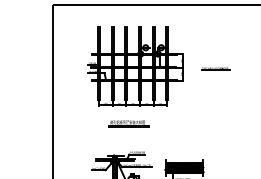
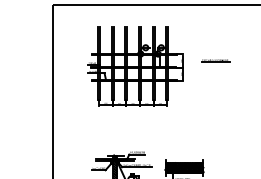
line position: (215, 68) -> (215, 60) (215, 60)
part: present -> none (128, 123)
